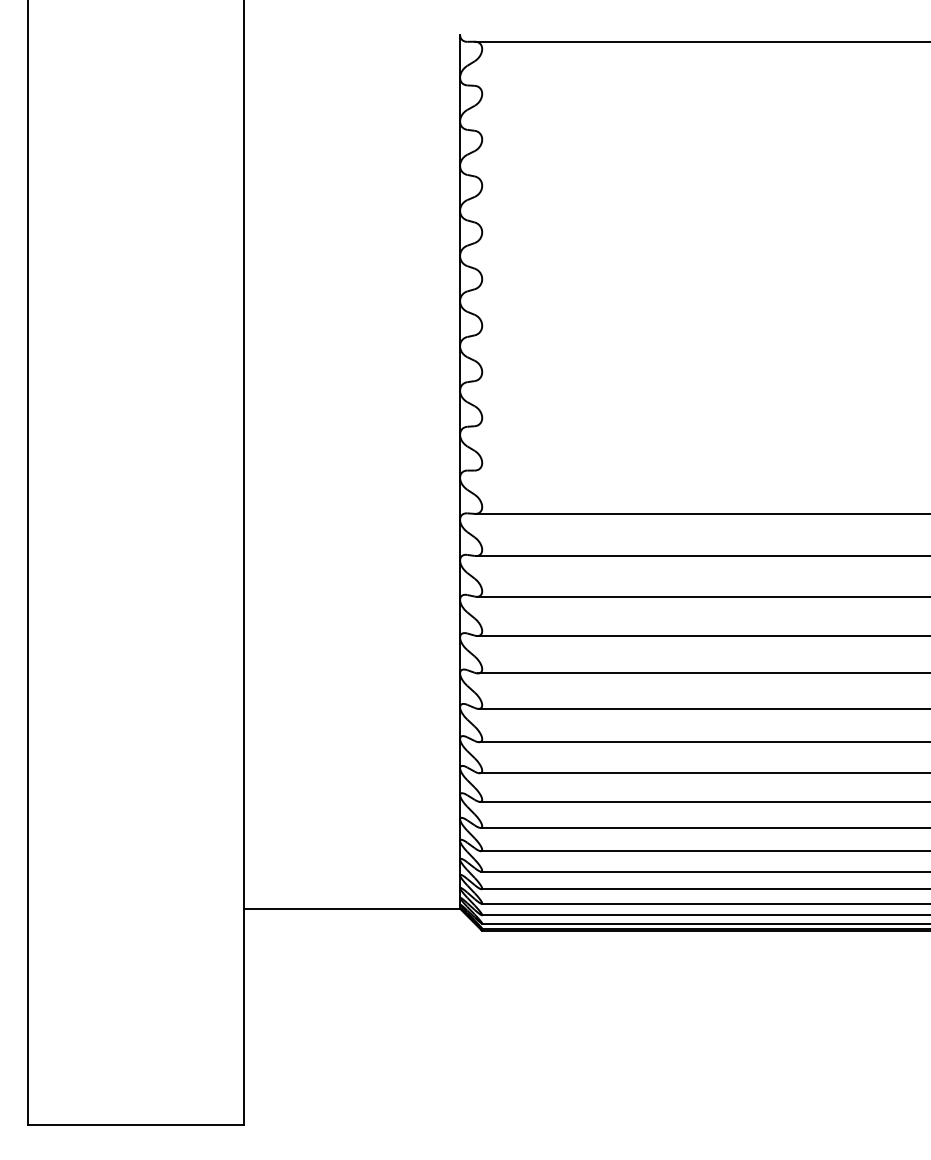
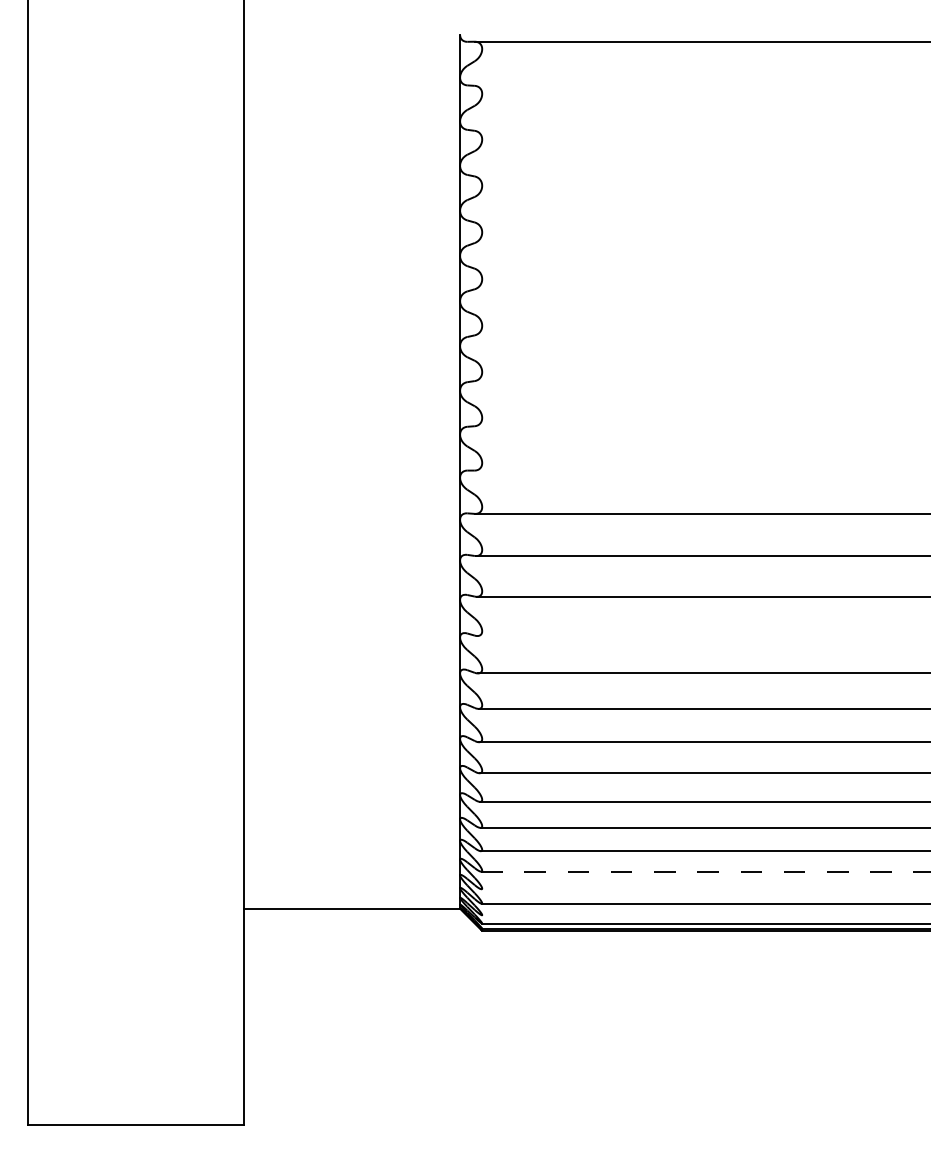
line: present -> none (702, 636)
line: solid -> dashed (706, 871)
line: present -> none (704, 889)
line: present -> none (704, 915)
